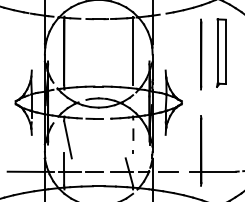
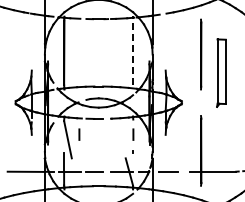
line: solid -> dashed (133, 50)
part position: (221, 52) -> (221, 72) (221, 72)
line: none -> present (79, 134)
